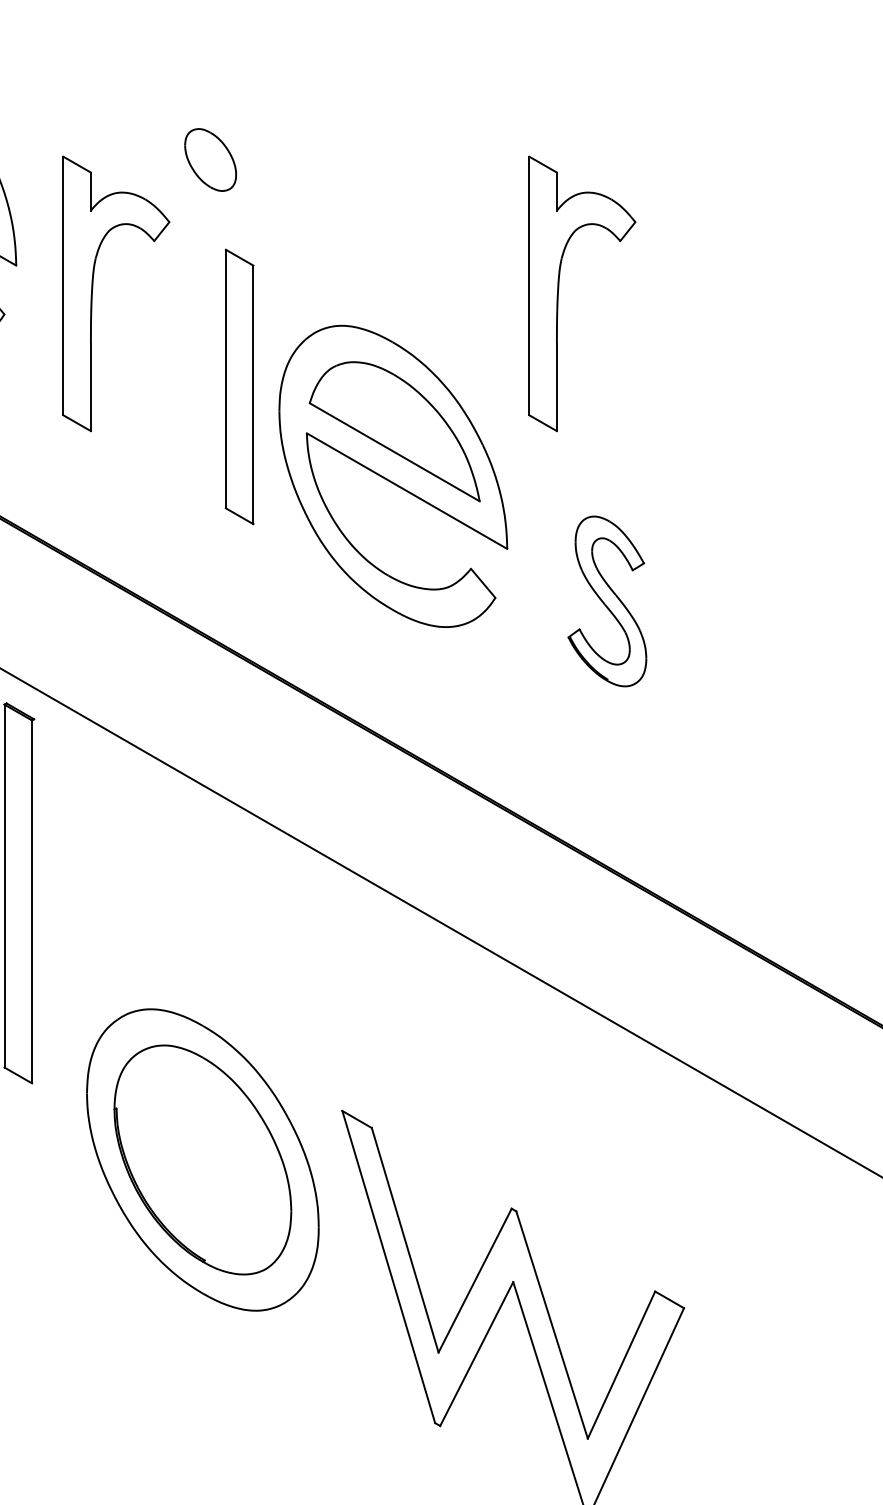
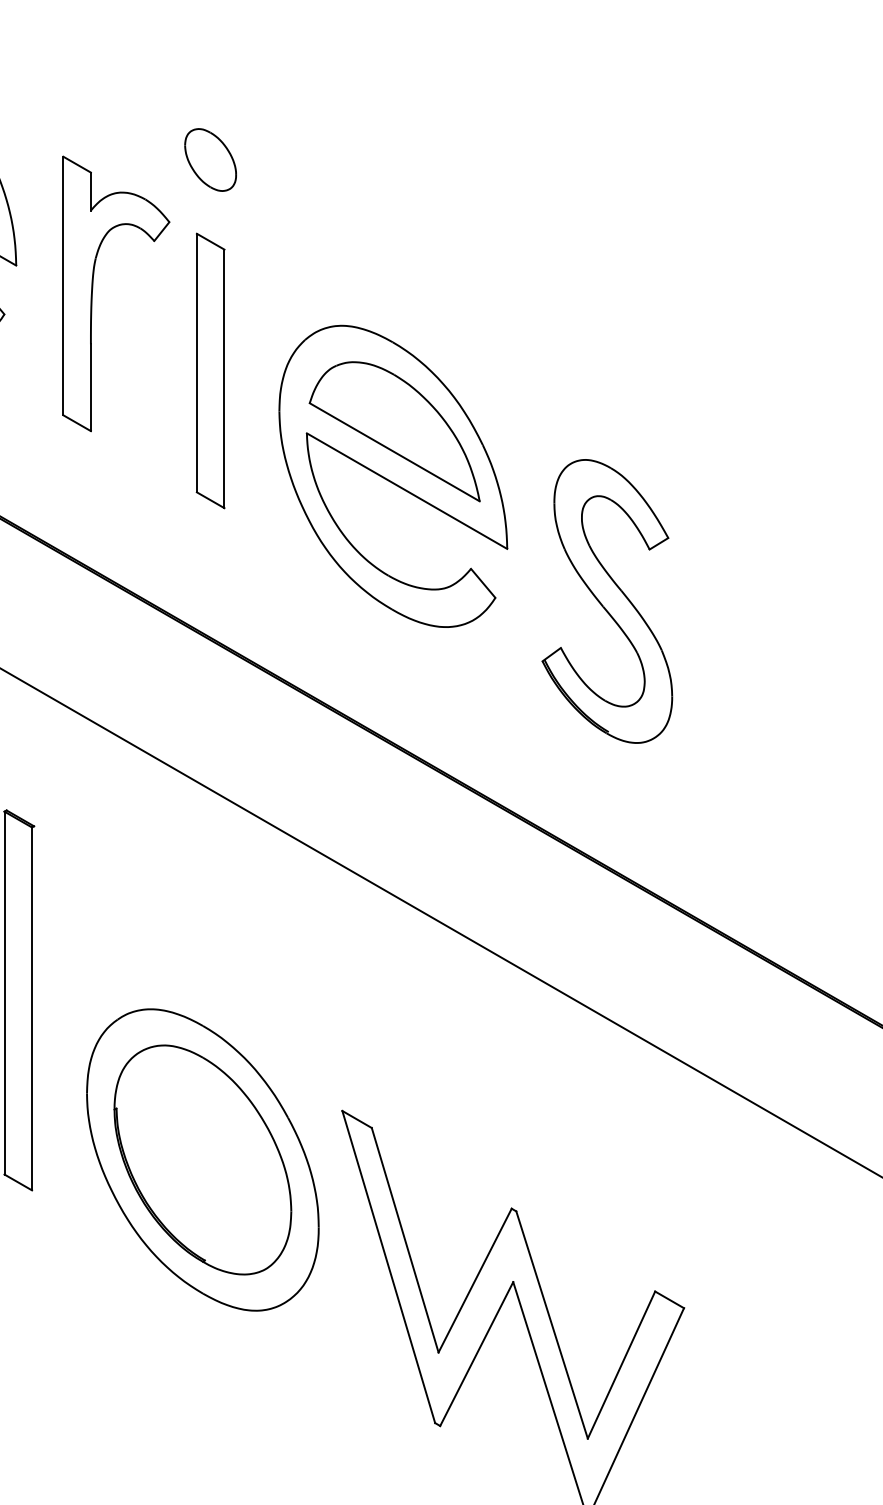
part: present -> none (559, 288)
part position: (239, 386) -> (210, 370) (210, 370)
part size: 81x173 px -> 133x285 px (607, 601)
part position: (19, 893) -> (19, 1000) (19, 1000)
